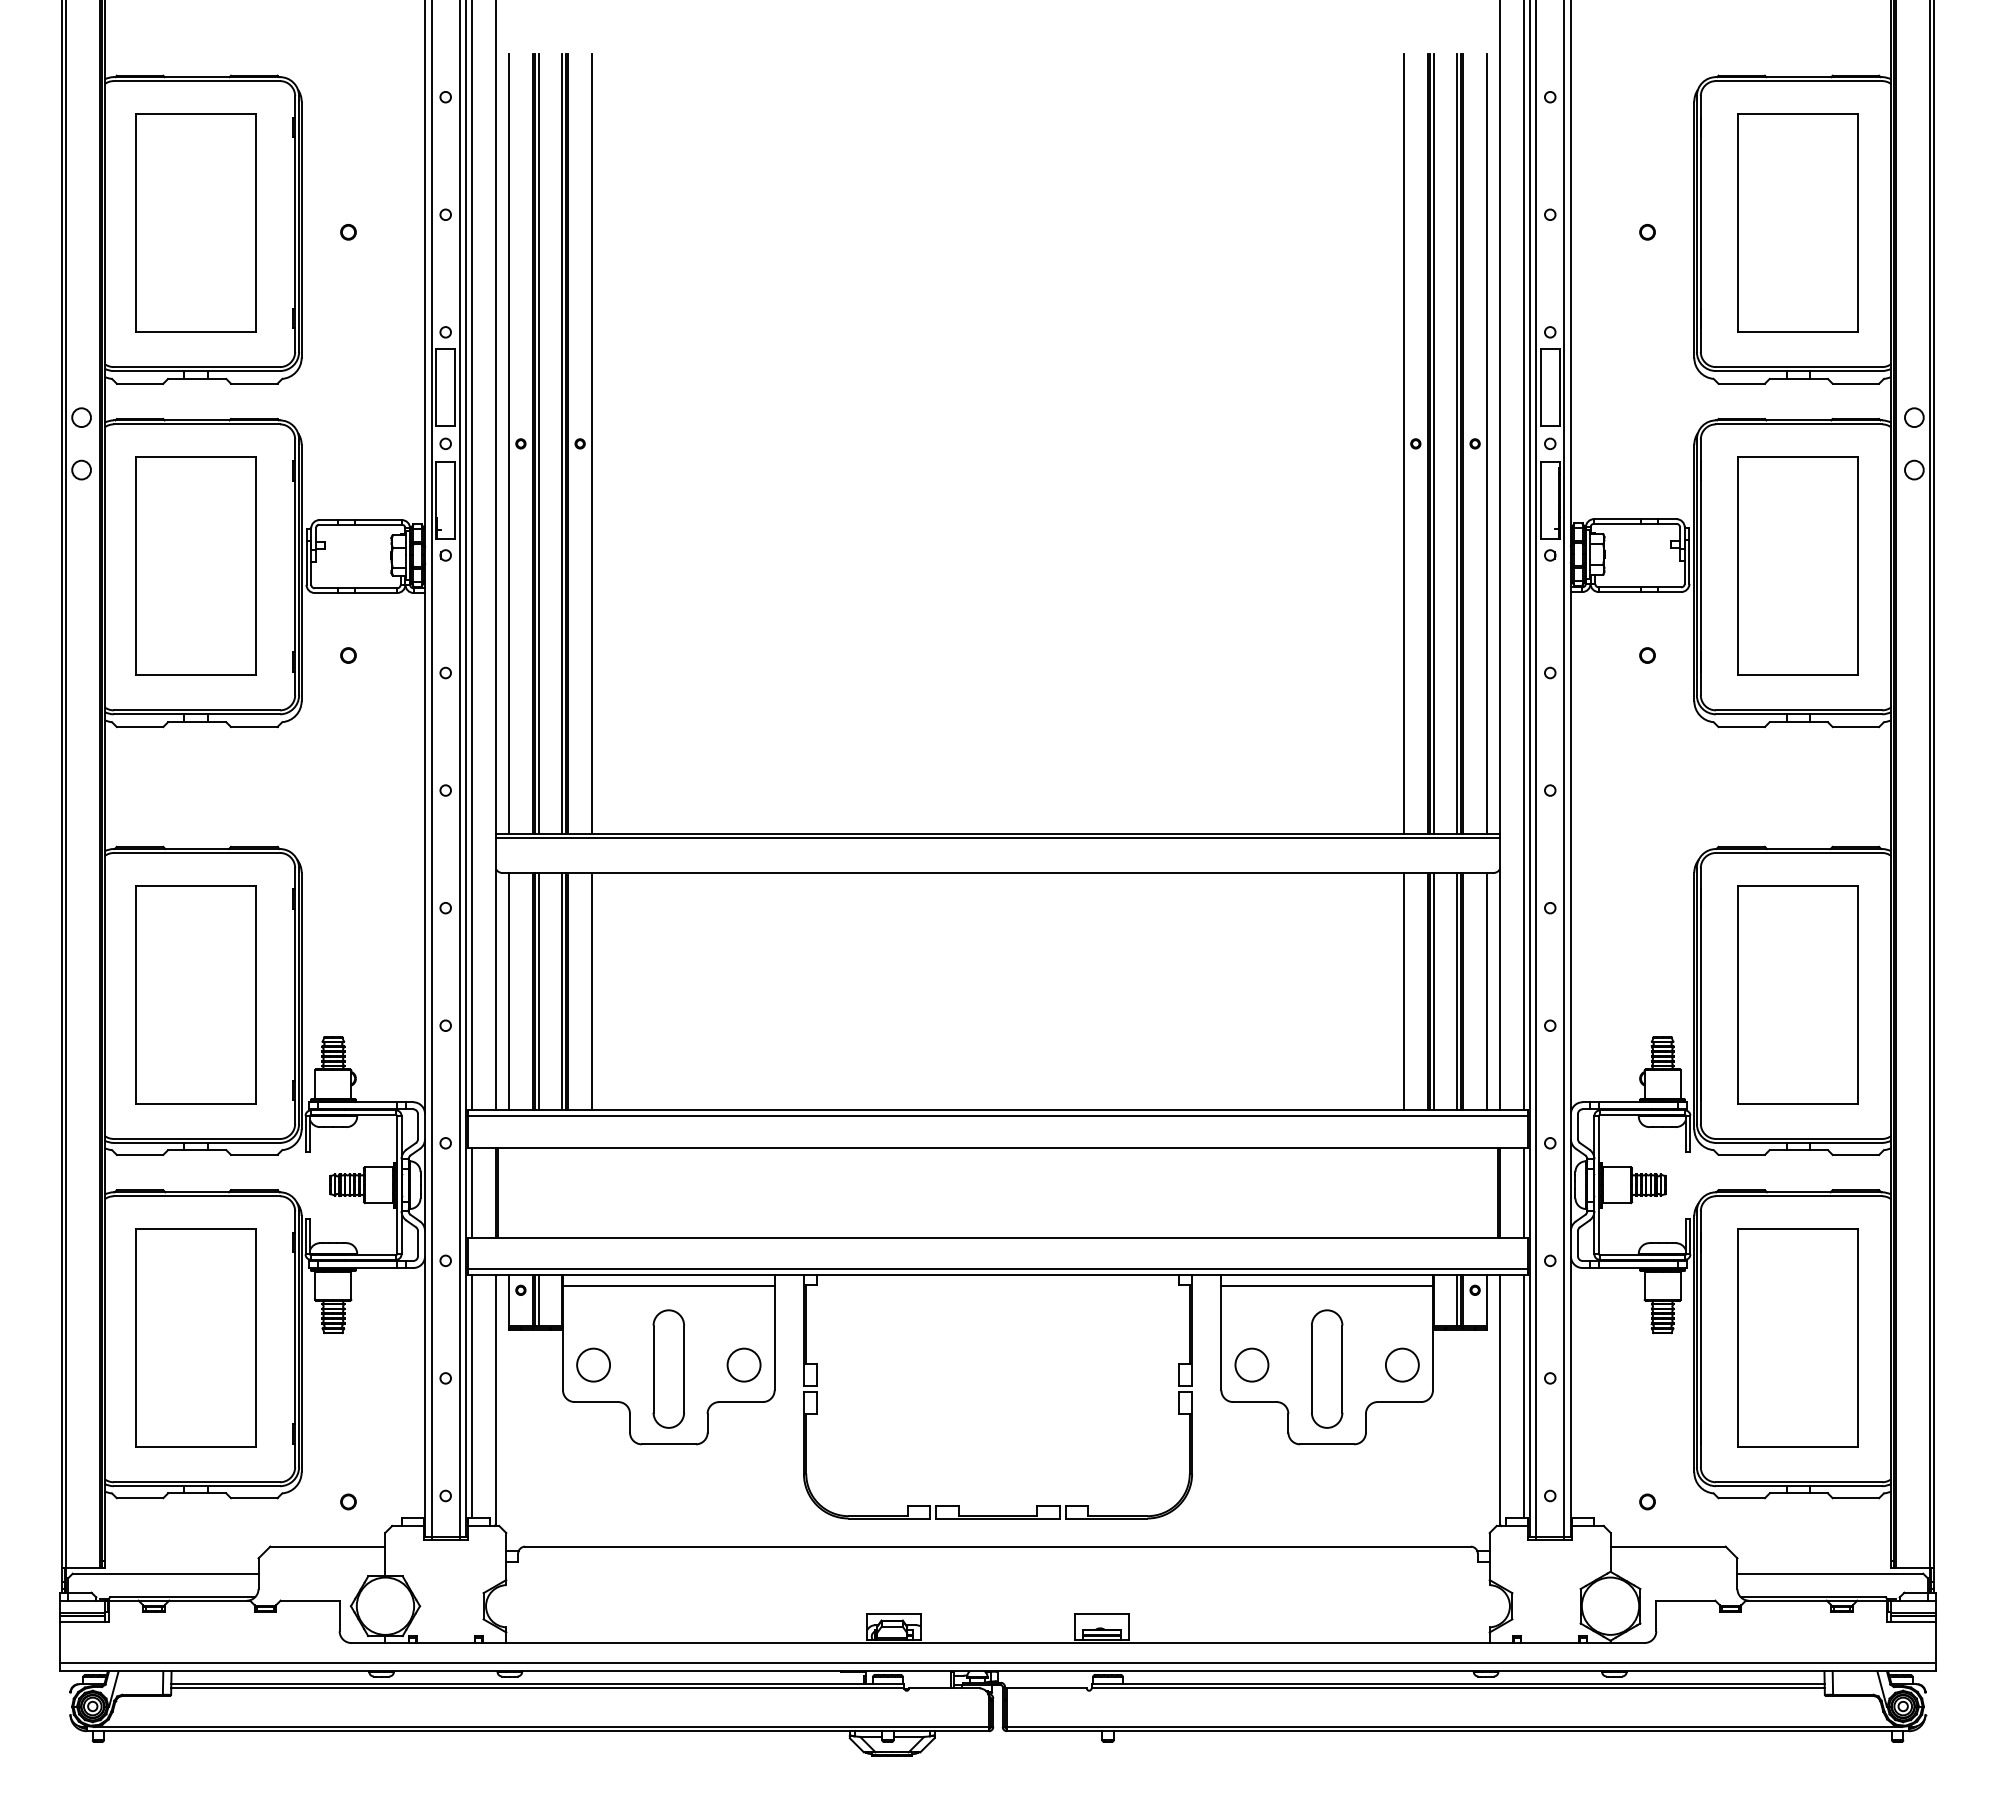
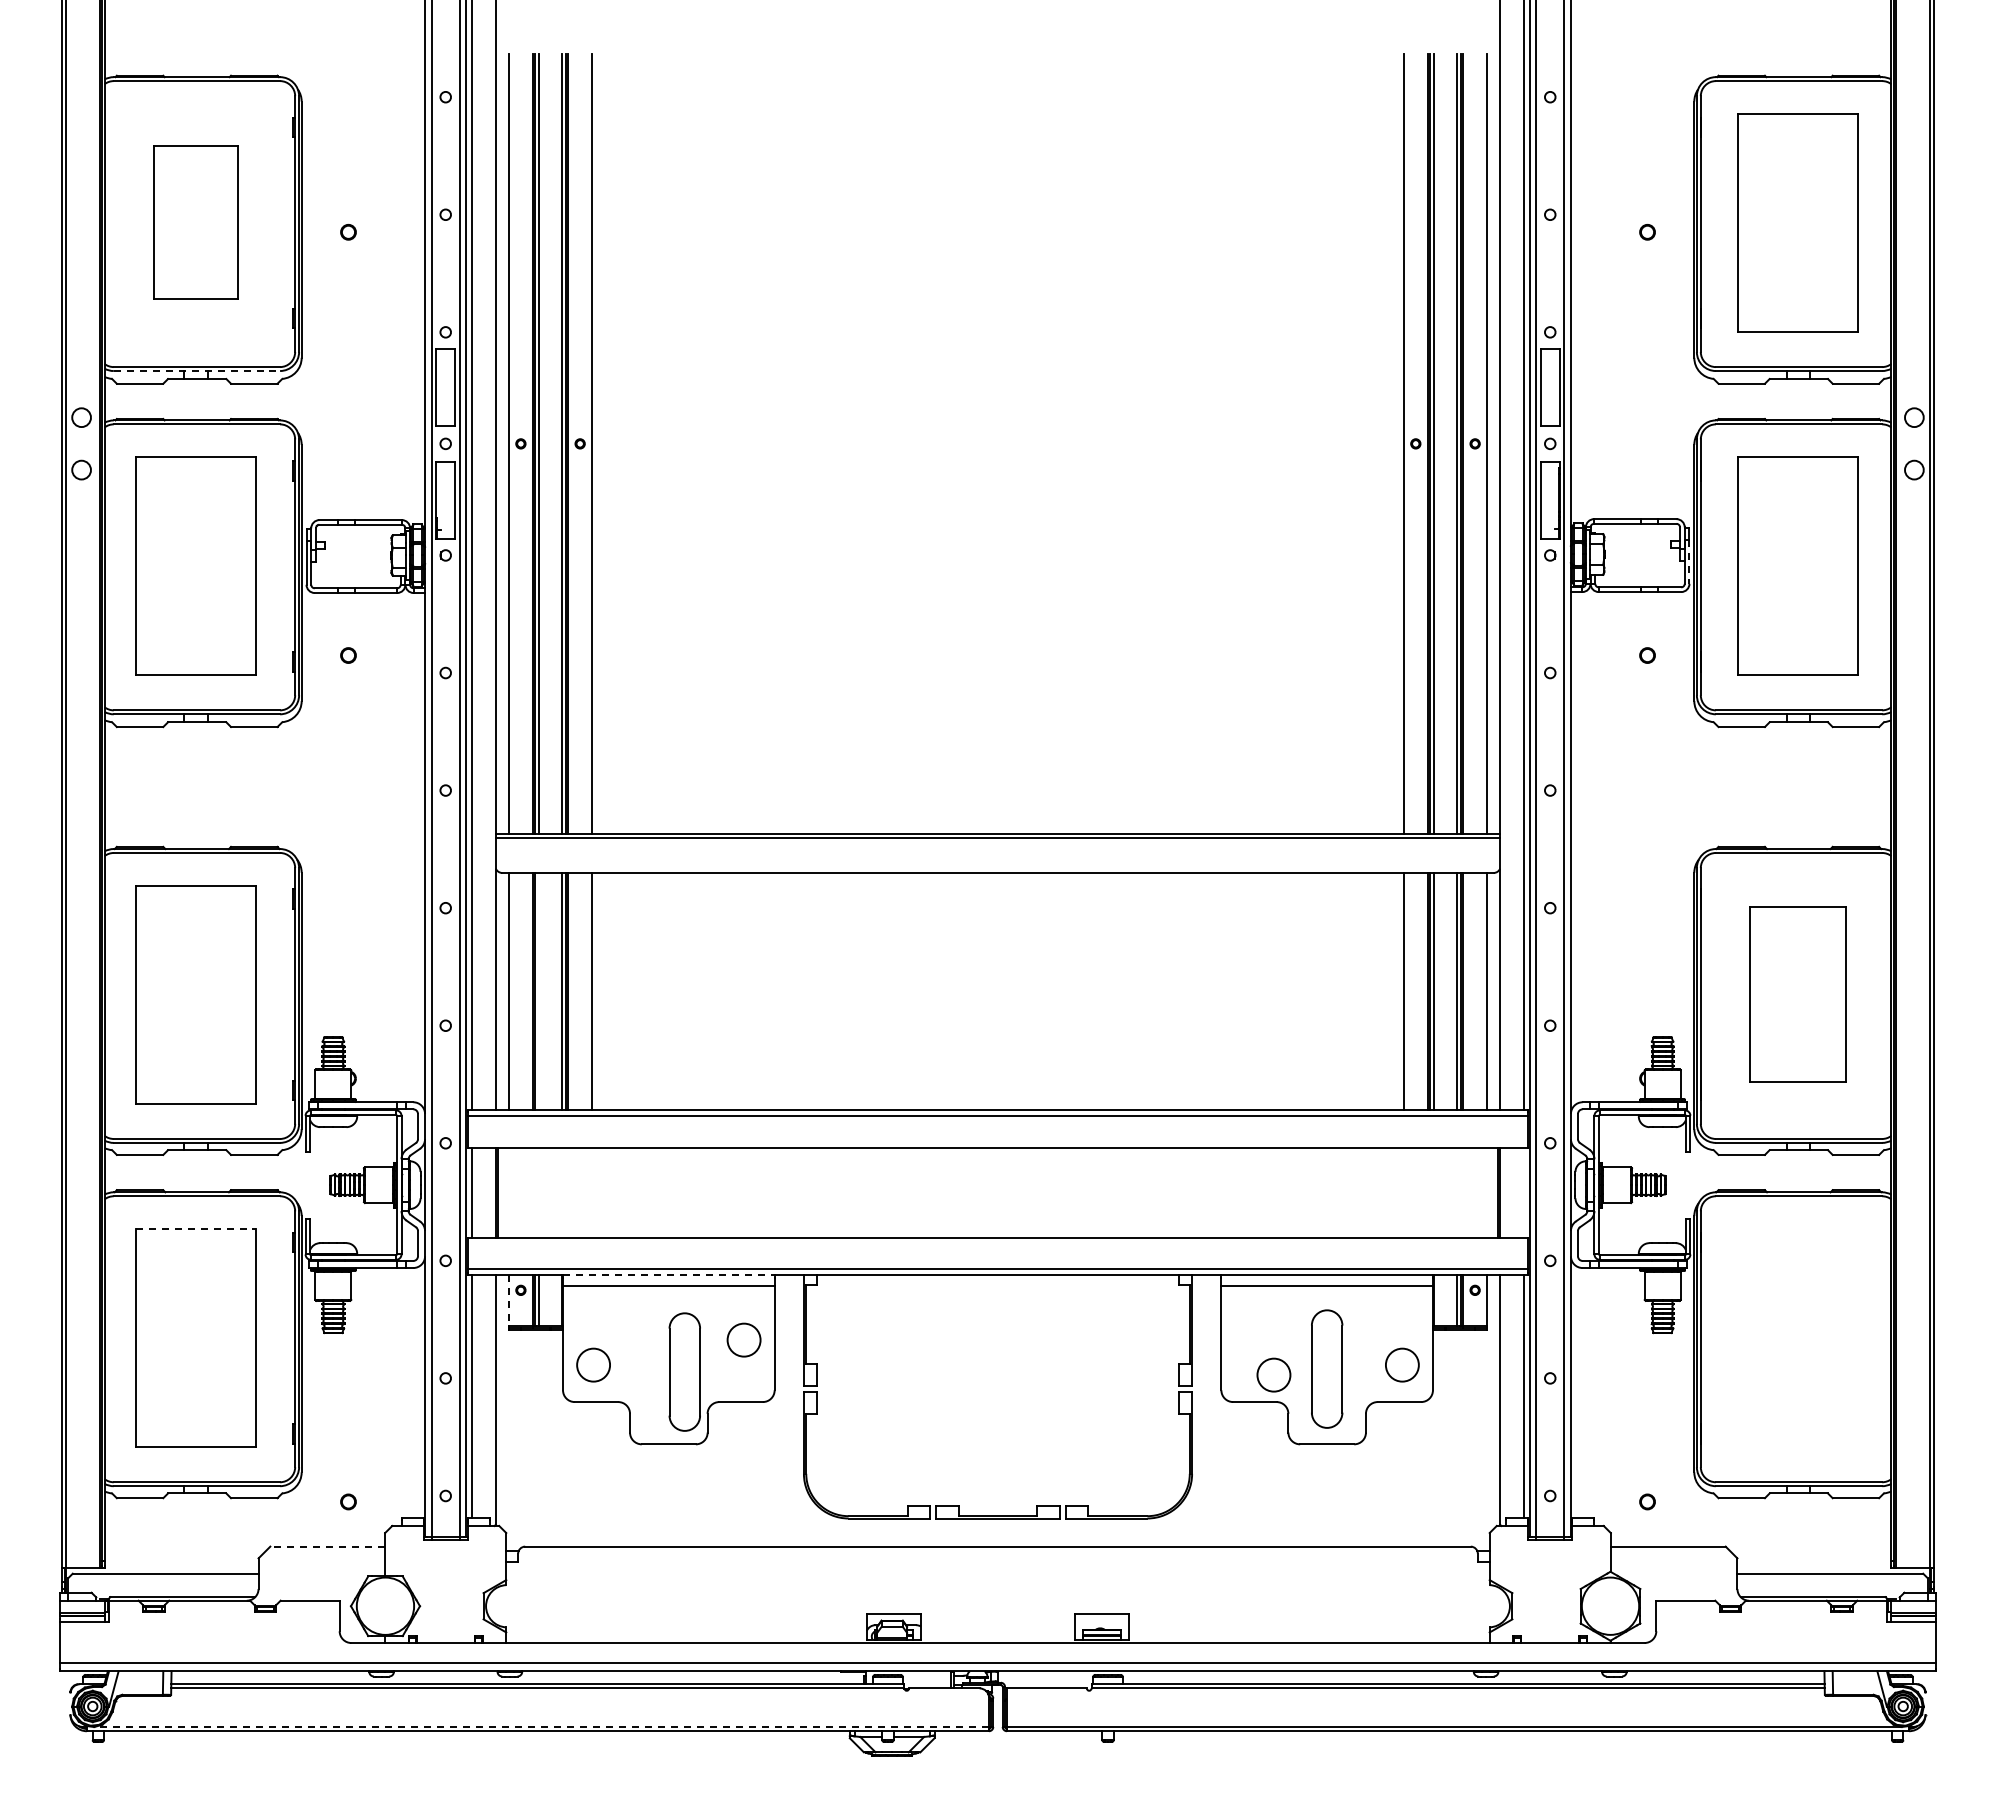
part size: 122x220 px -> 86x155 px (195, 222)
line: solid -> dashed (197, 371)
line: solid -> dashed (1689, 562)
line: present -> none (538, 991)
part size: 122x220 px -> 98x177 px (1797, 994)
line: present -> none (1523, 1192)
line: solid -> dashed (196, 1228)
line: solid -> dashed (668, 1275)
line: solid -> dashed (509, 1300)
part: present -> none (1797, 1337)
circle position: (743, 1364) -> (743, 1339) (743, 1339)
circle position: (1251, 1364) -> (1273, 1374) (1273, 1374)
part position: (668, 1368) -> (684, 1371) (684, 1371)
line: solid -> dashed (327, 1546)
line: solid -> dashed (541, 1726)
